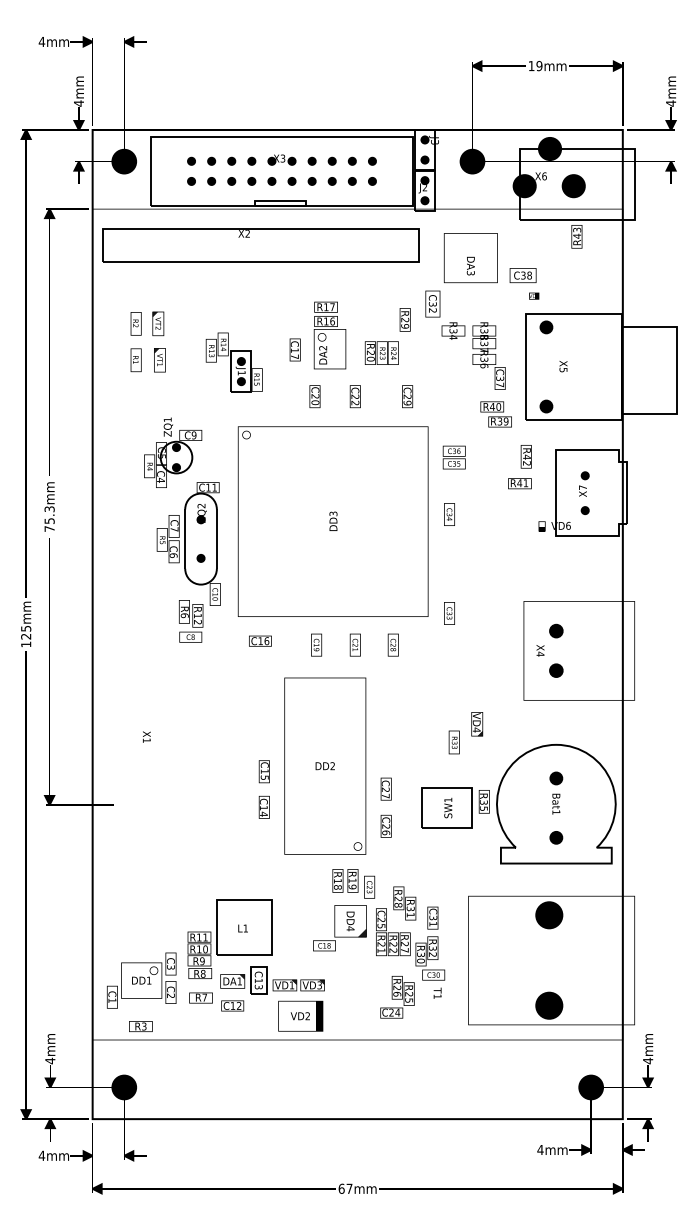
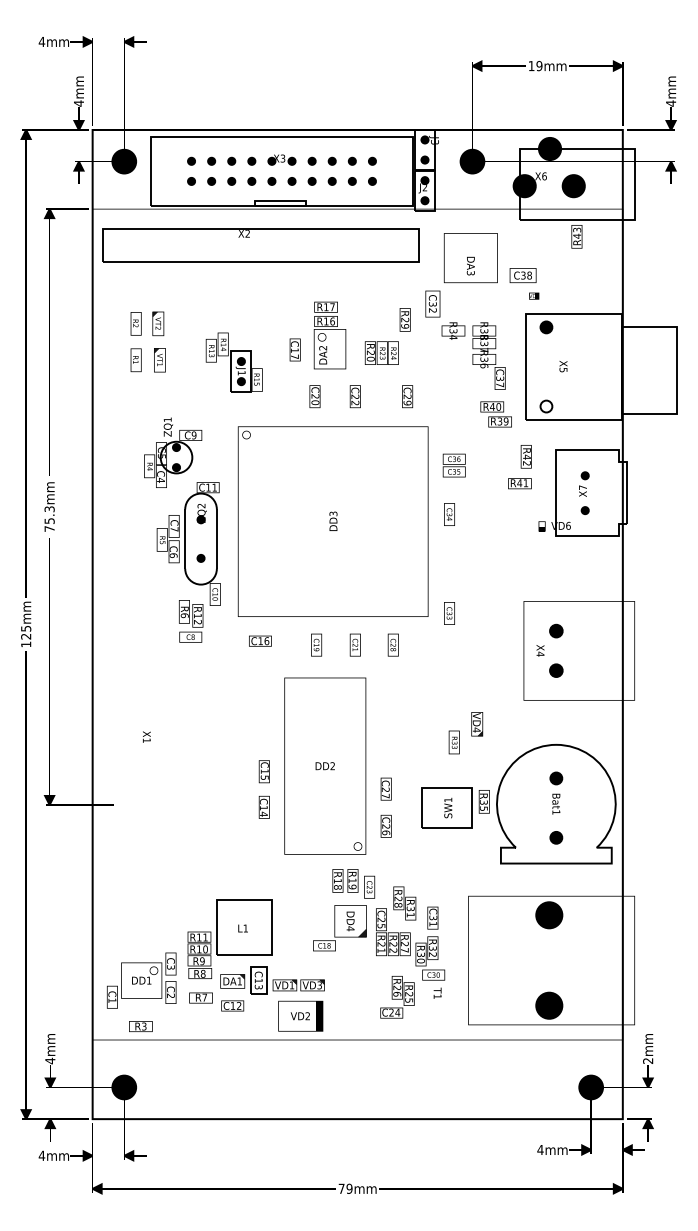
fill: present -> none (546, 406)
text position: (453, 457) -> (453, 465) (453, 465)
text: 4mm -> 2mm (648, 1060)
text: 67mm -> 79mm (345, 1188)
